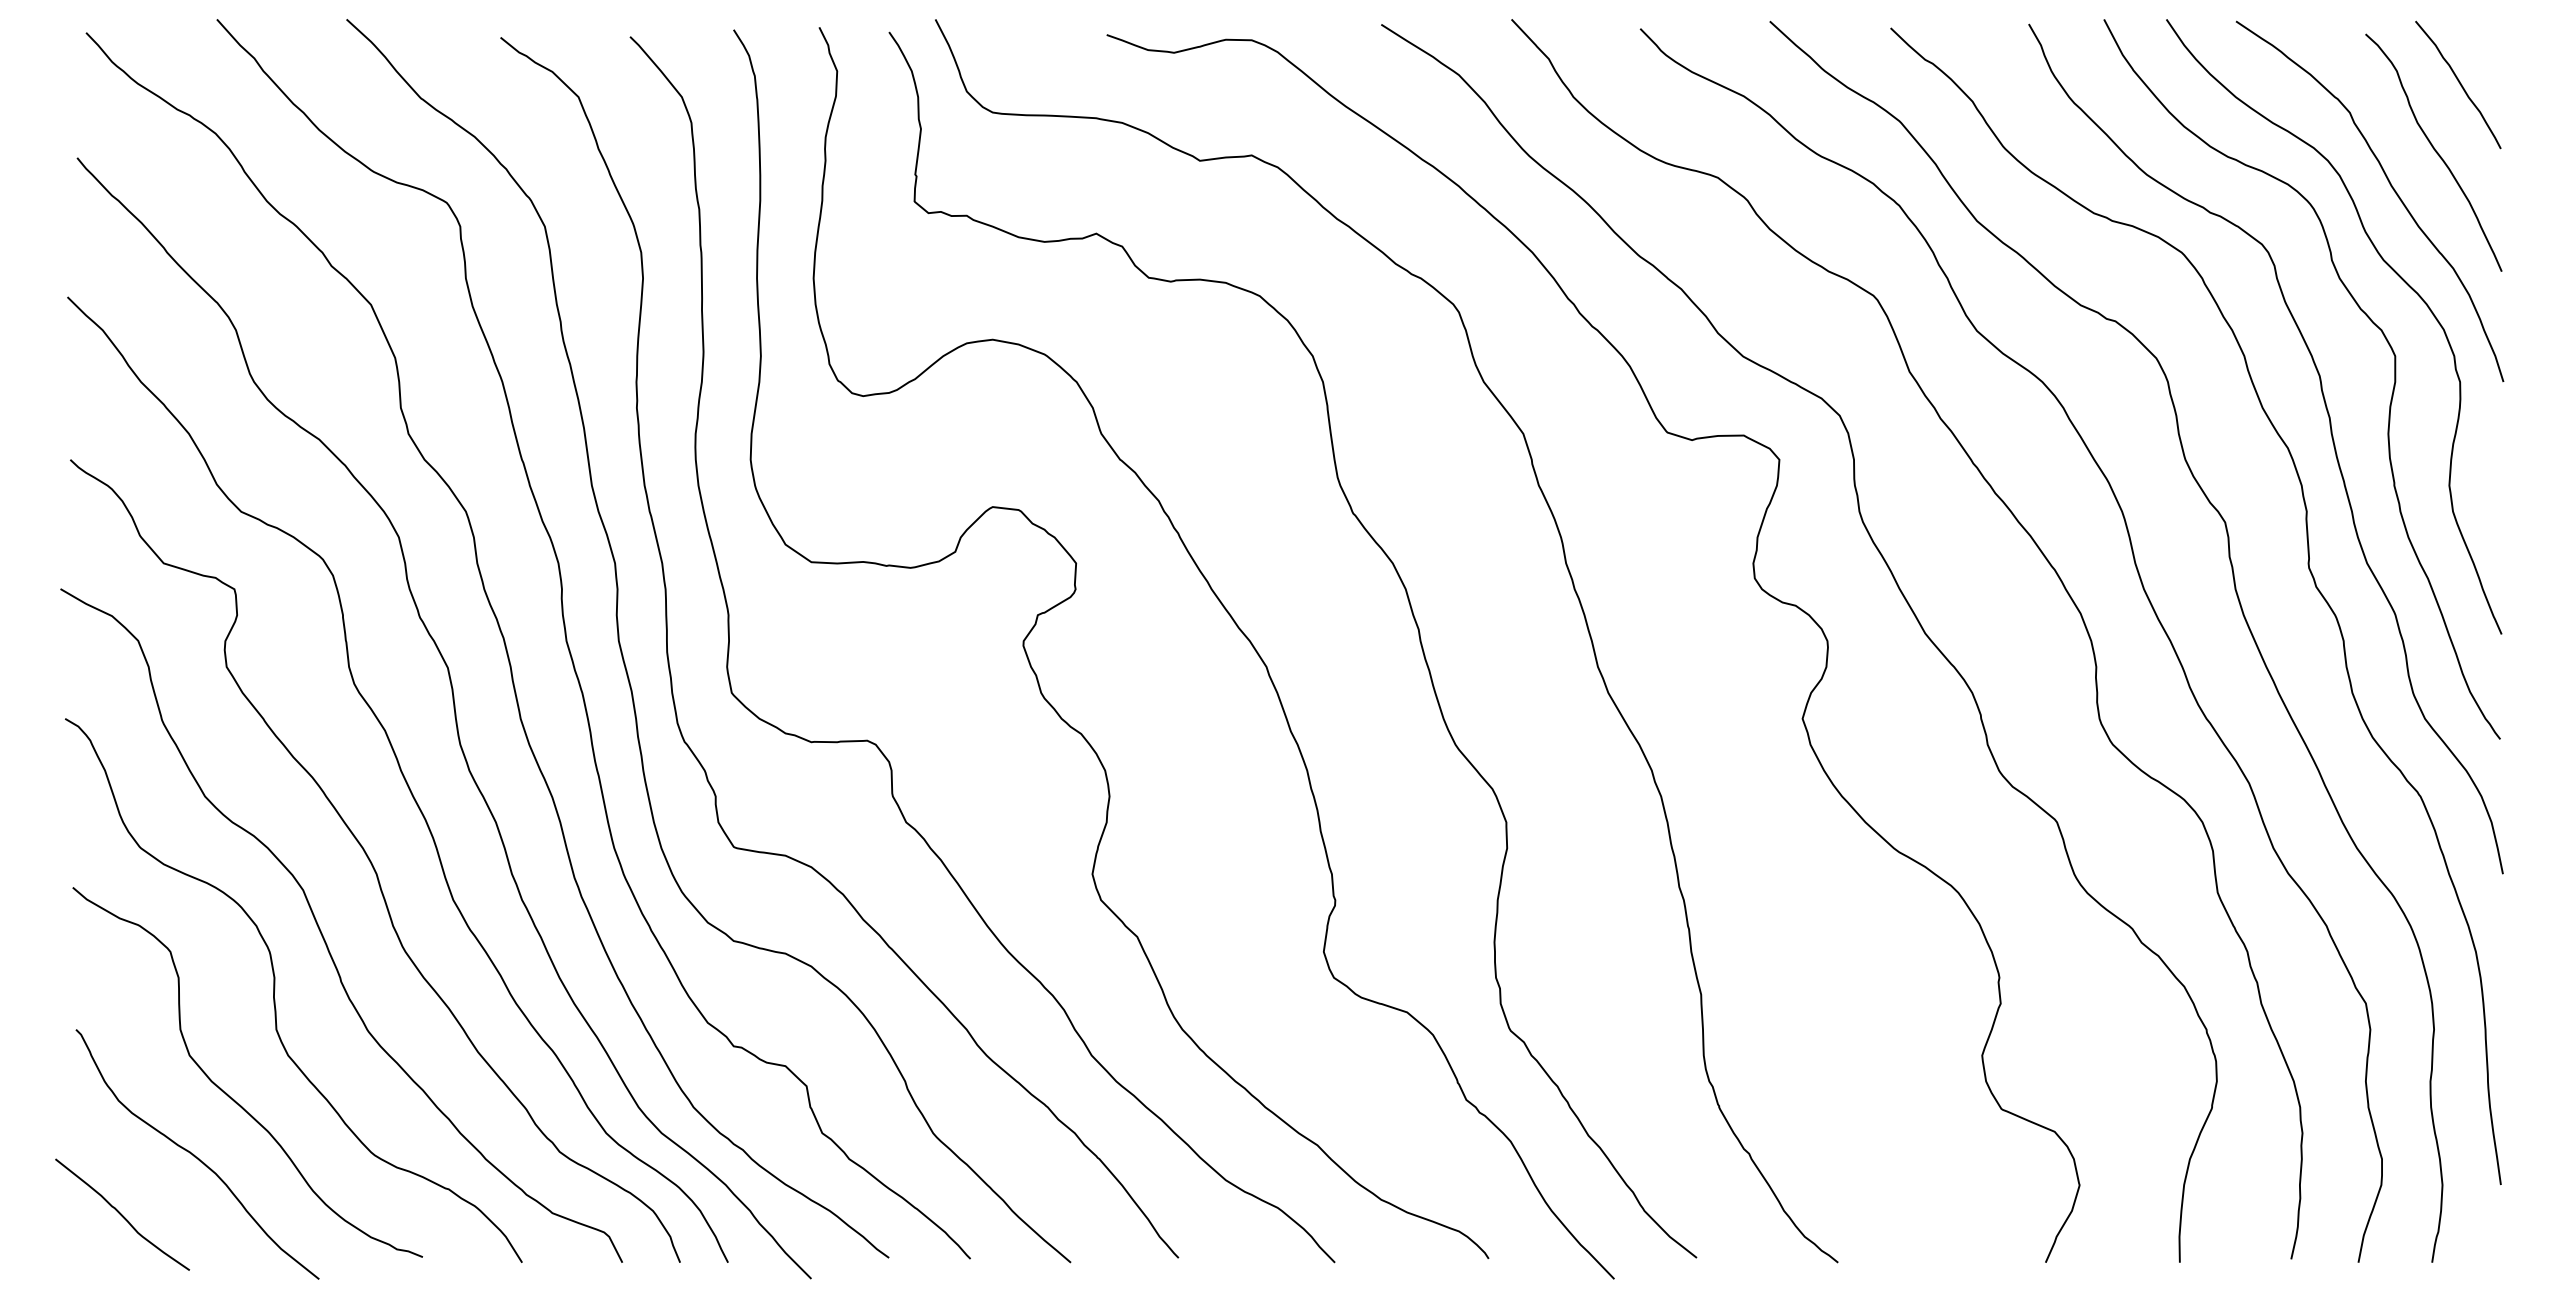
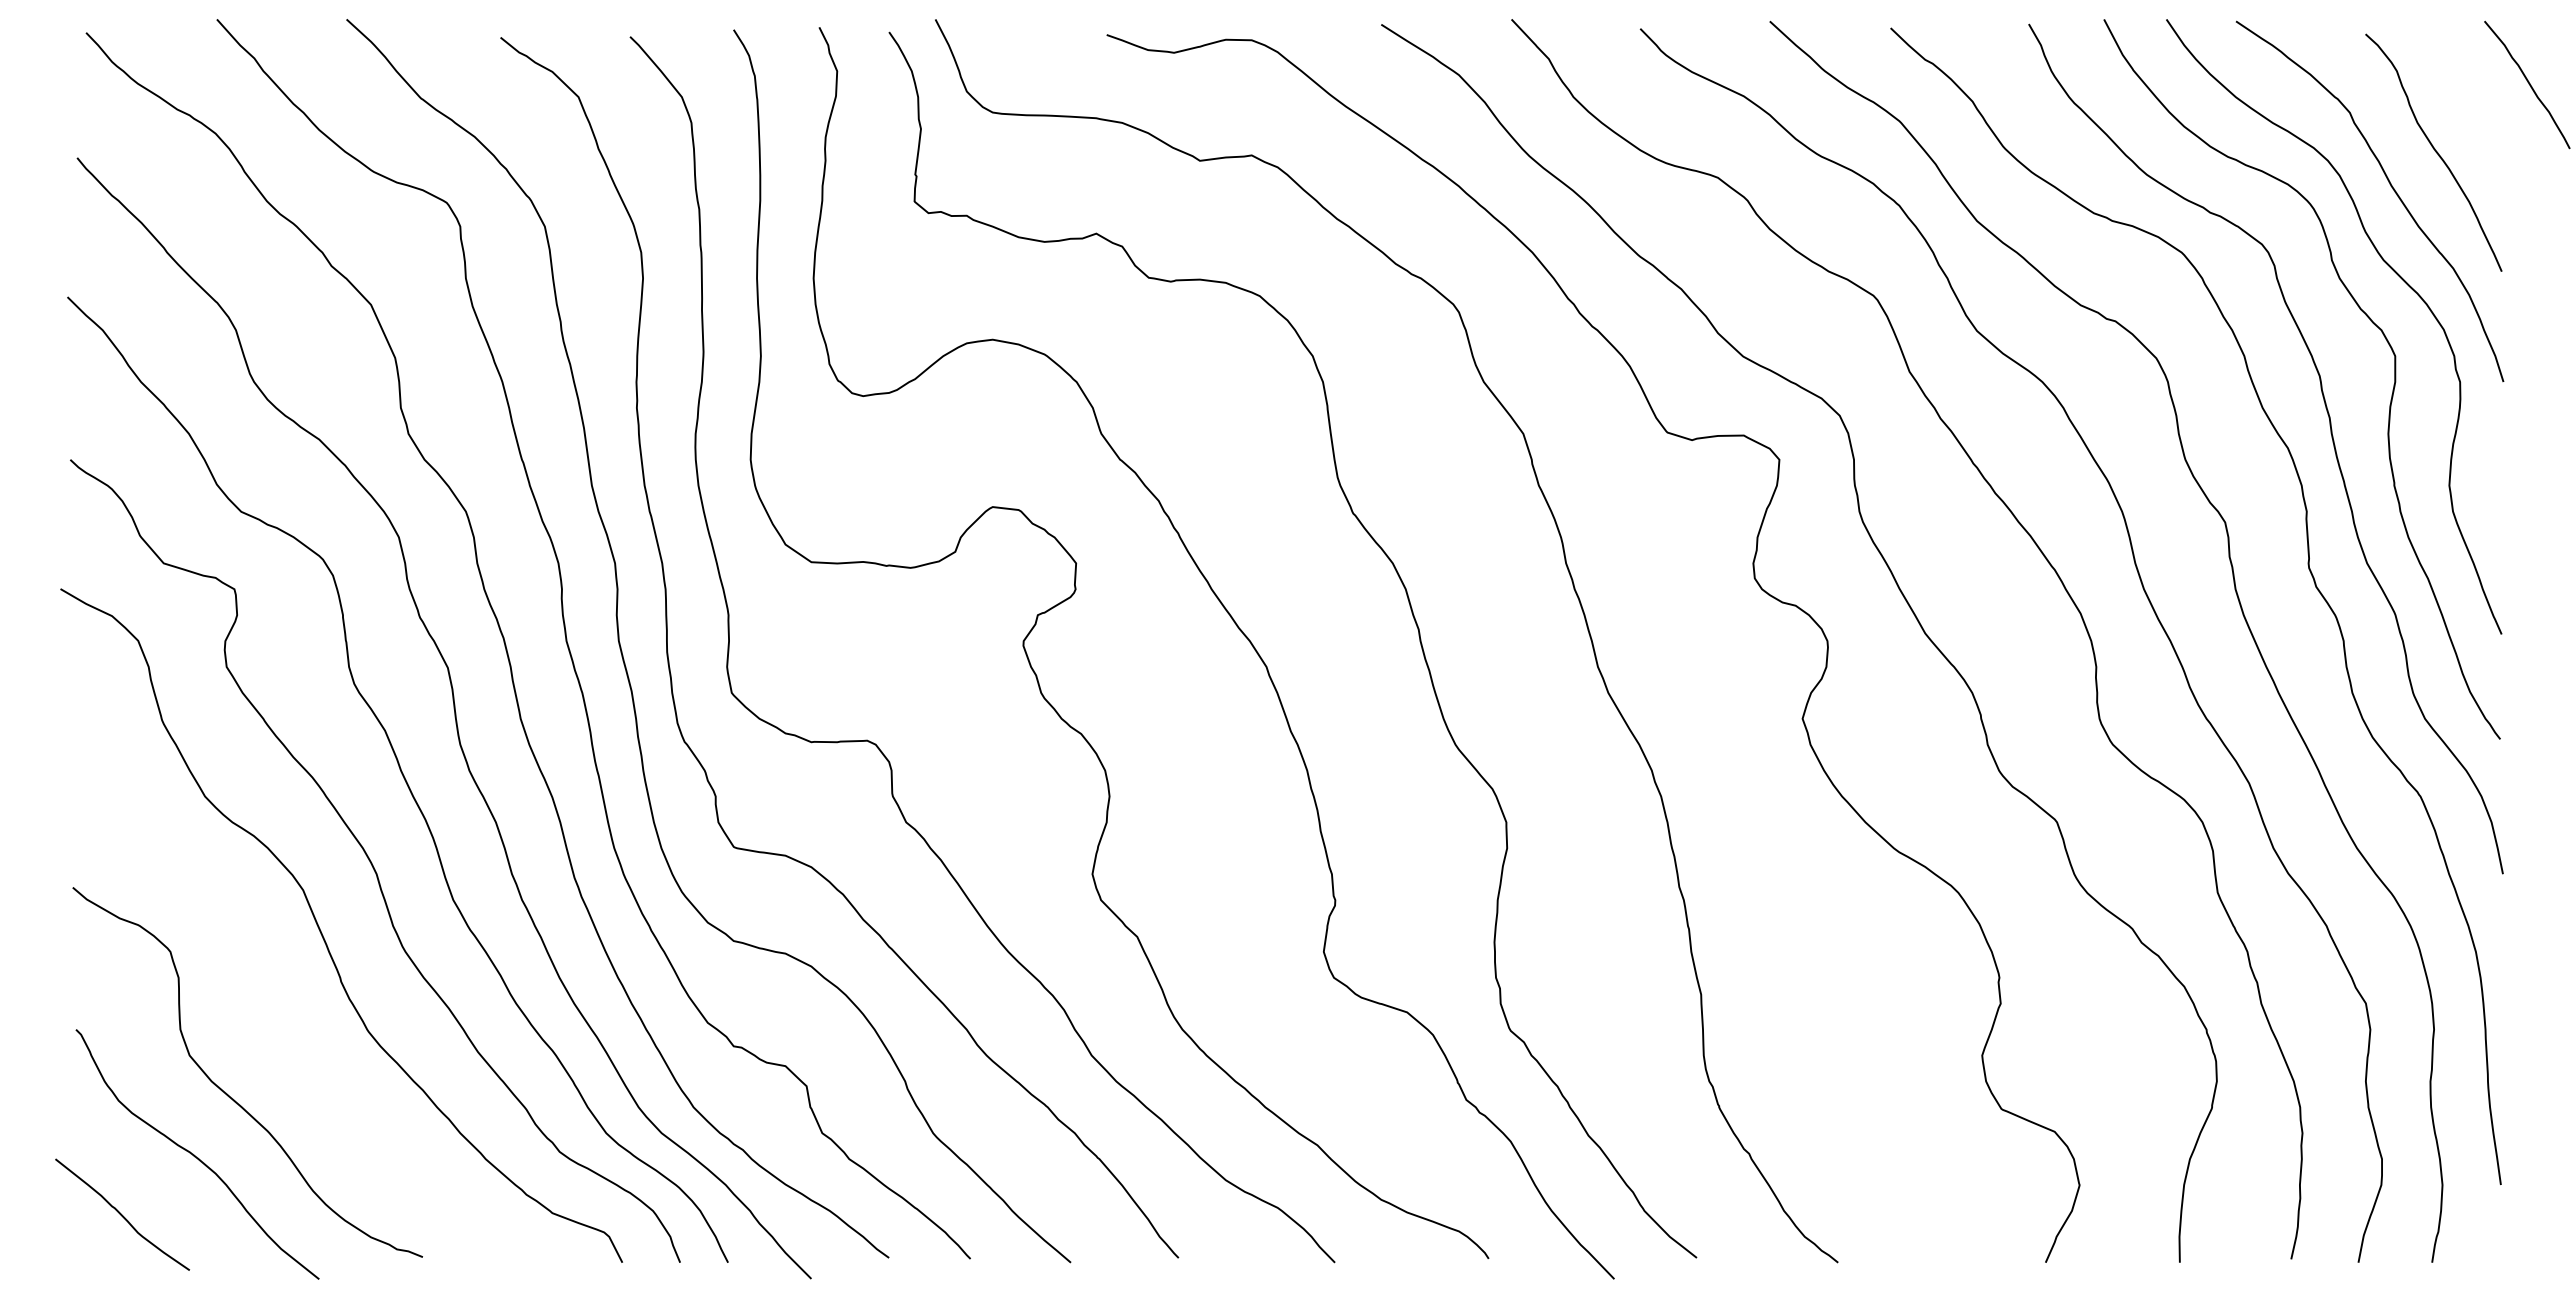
curve position: (2459, 84) -> (2528, 84) (2528, 84)
curve: present -> none (275, 989)
